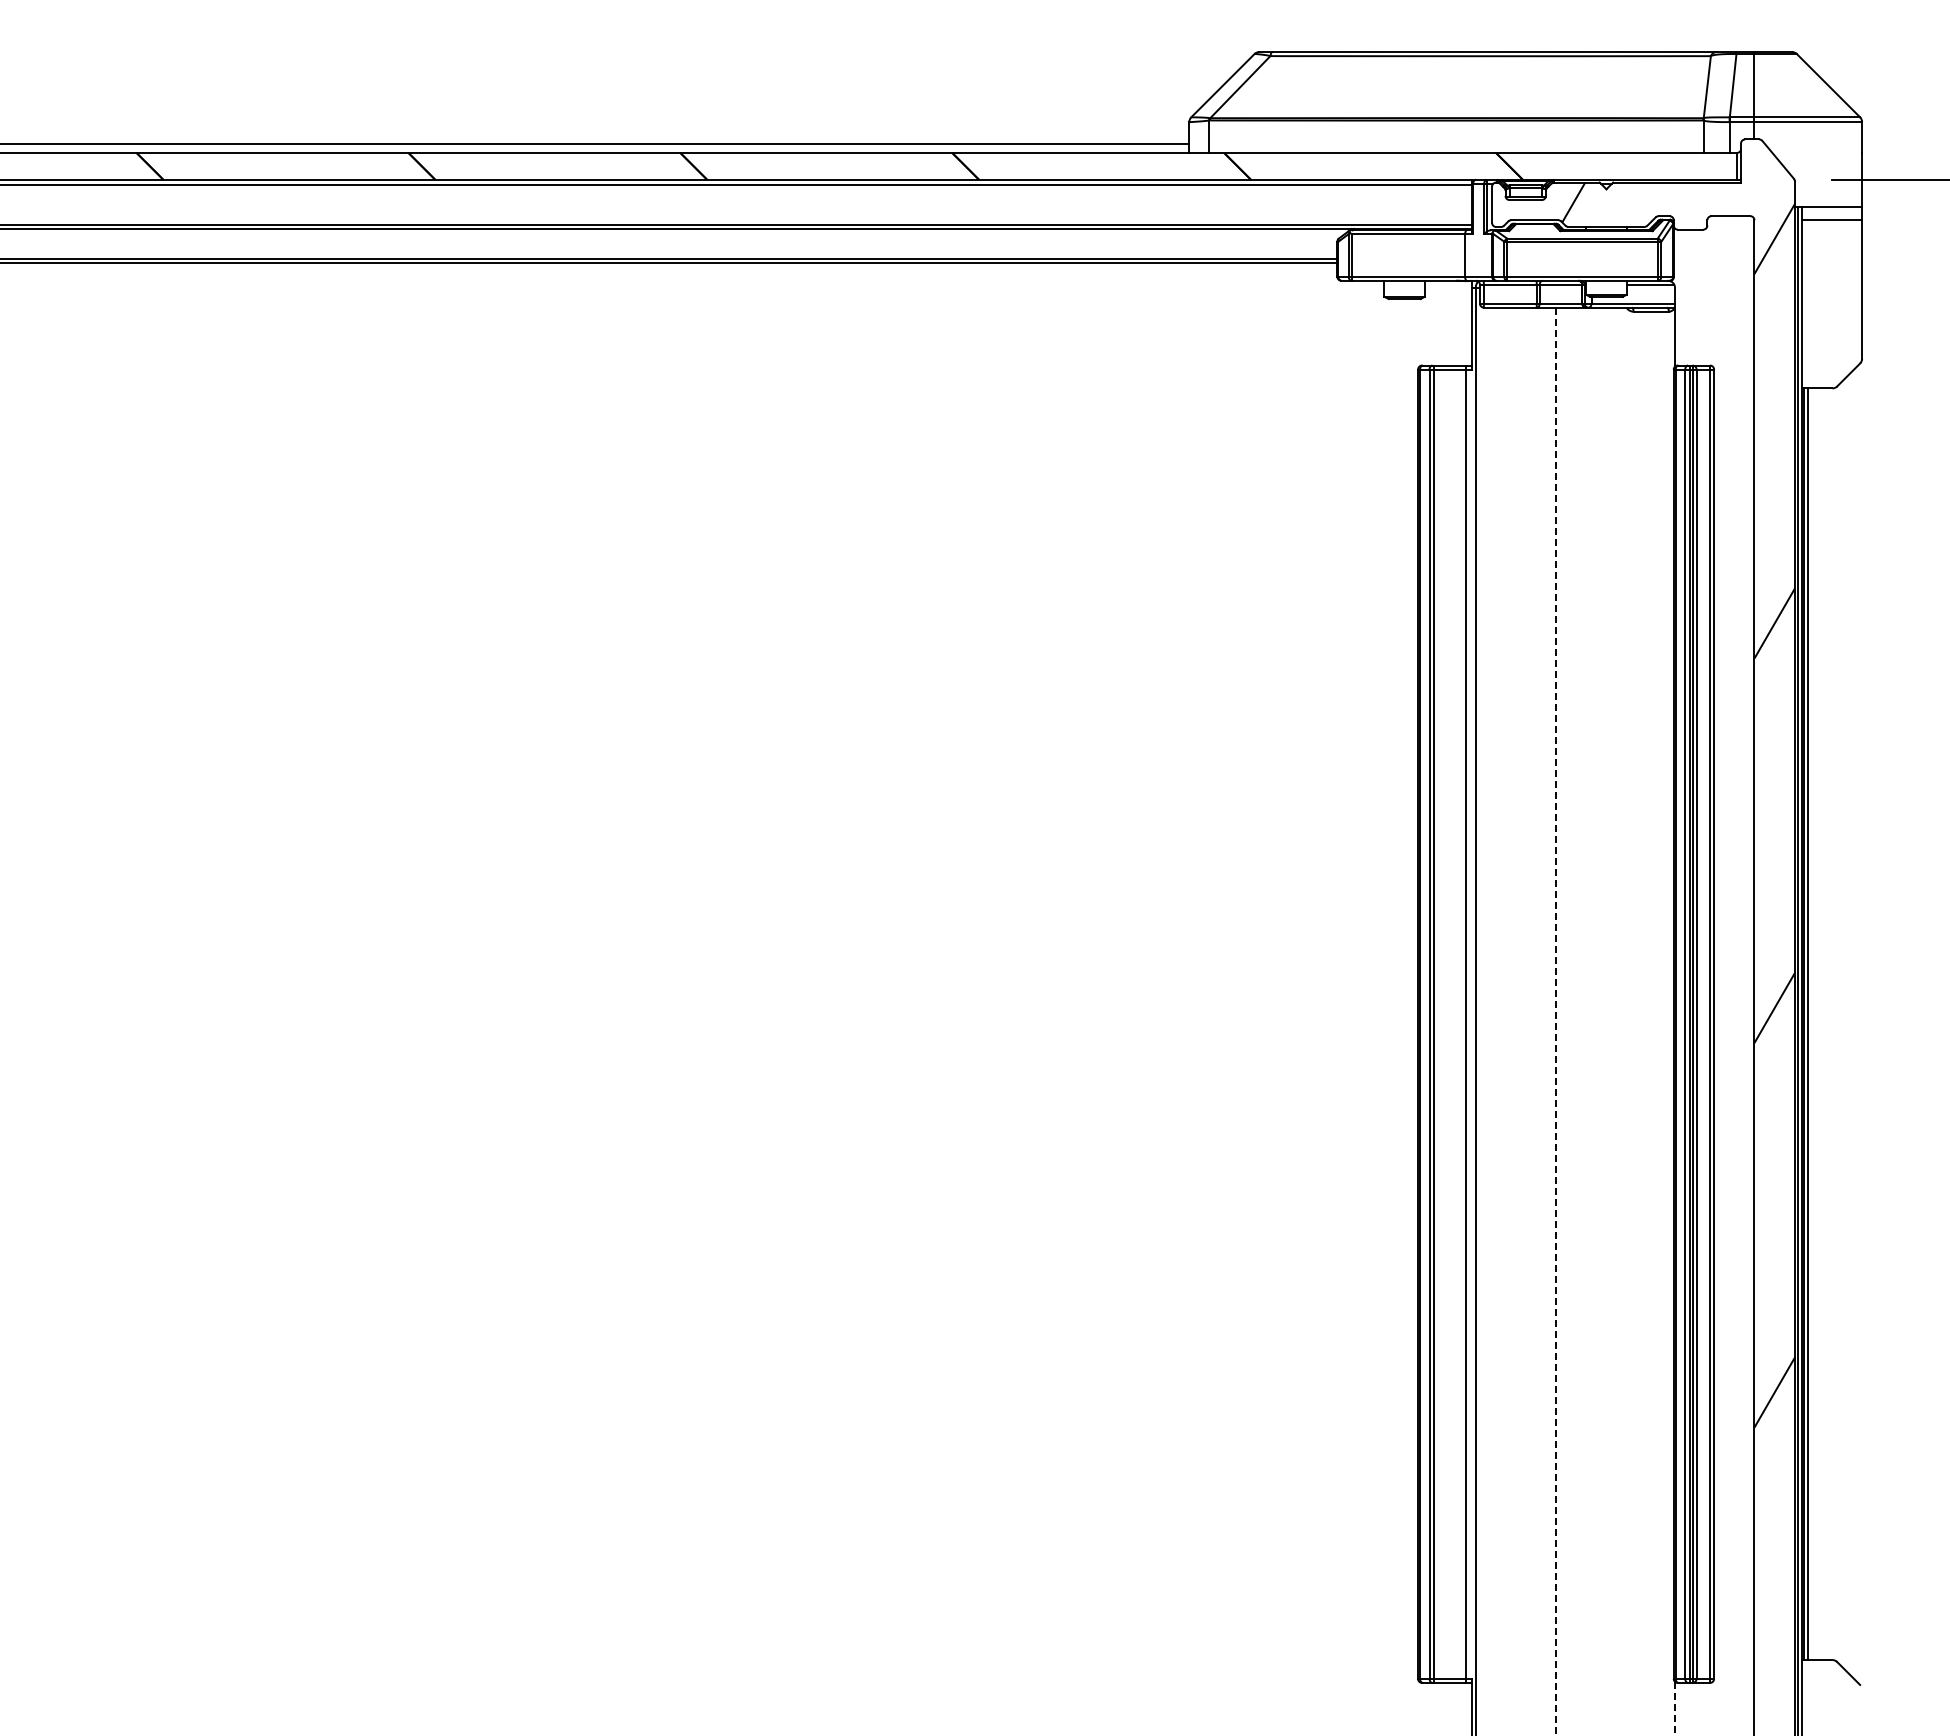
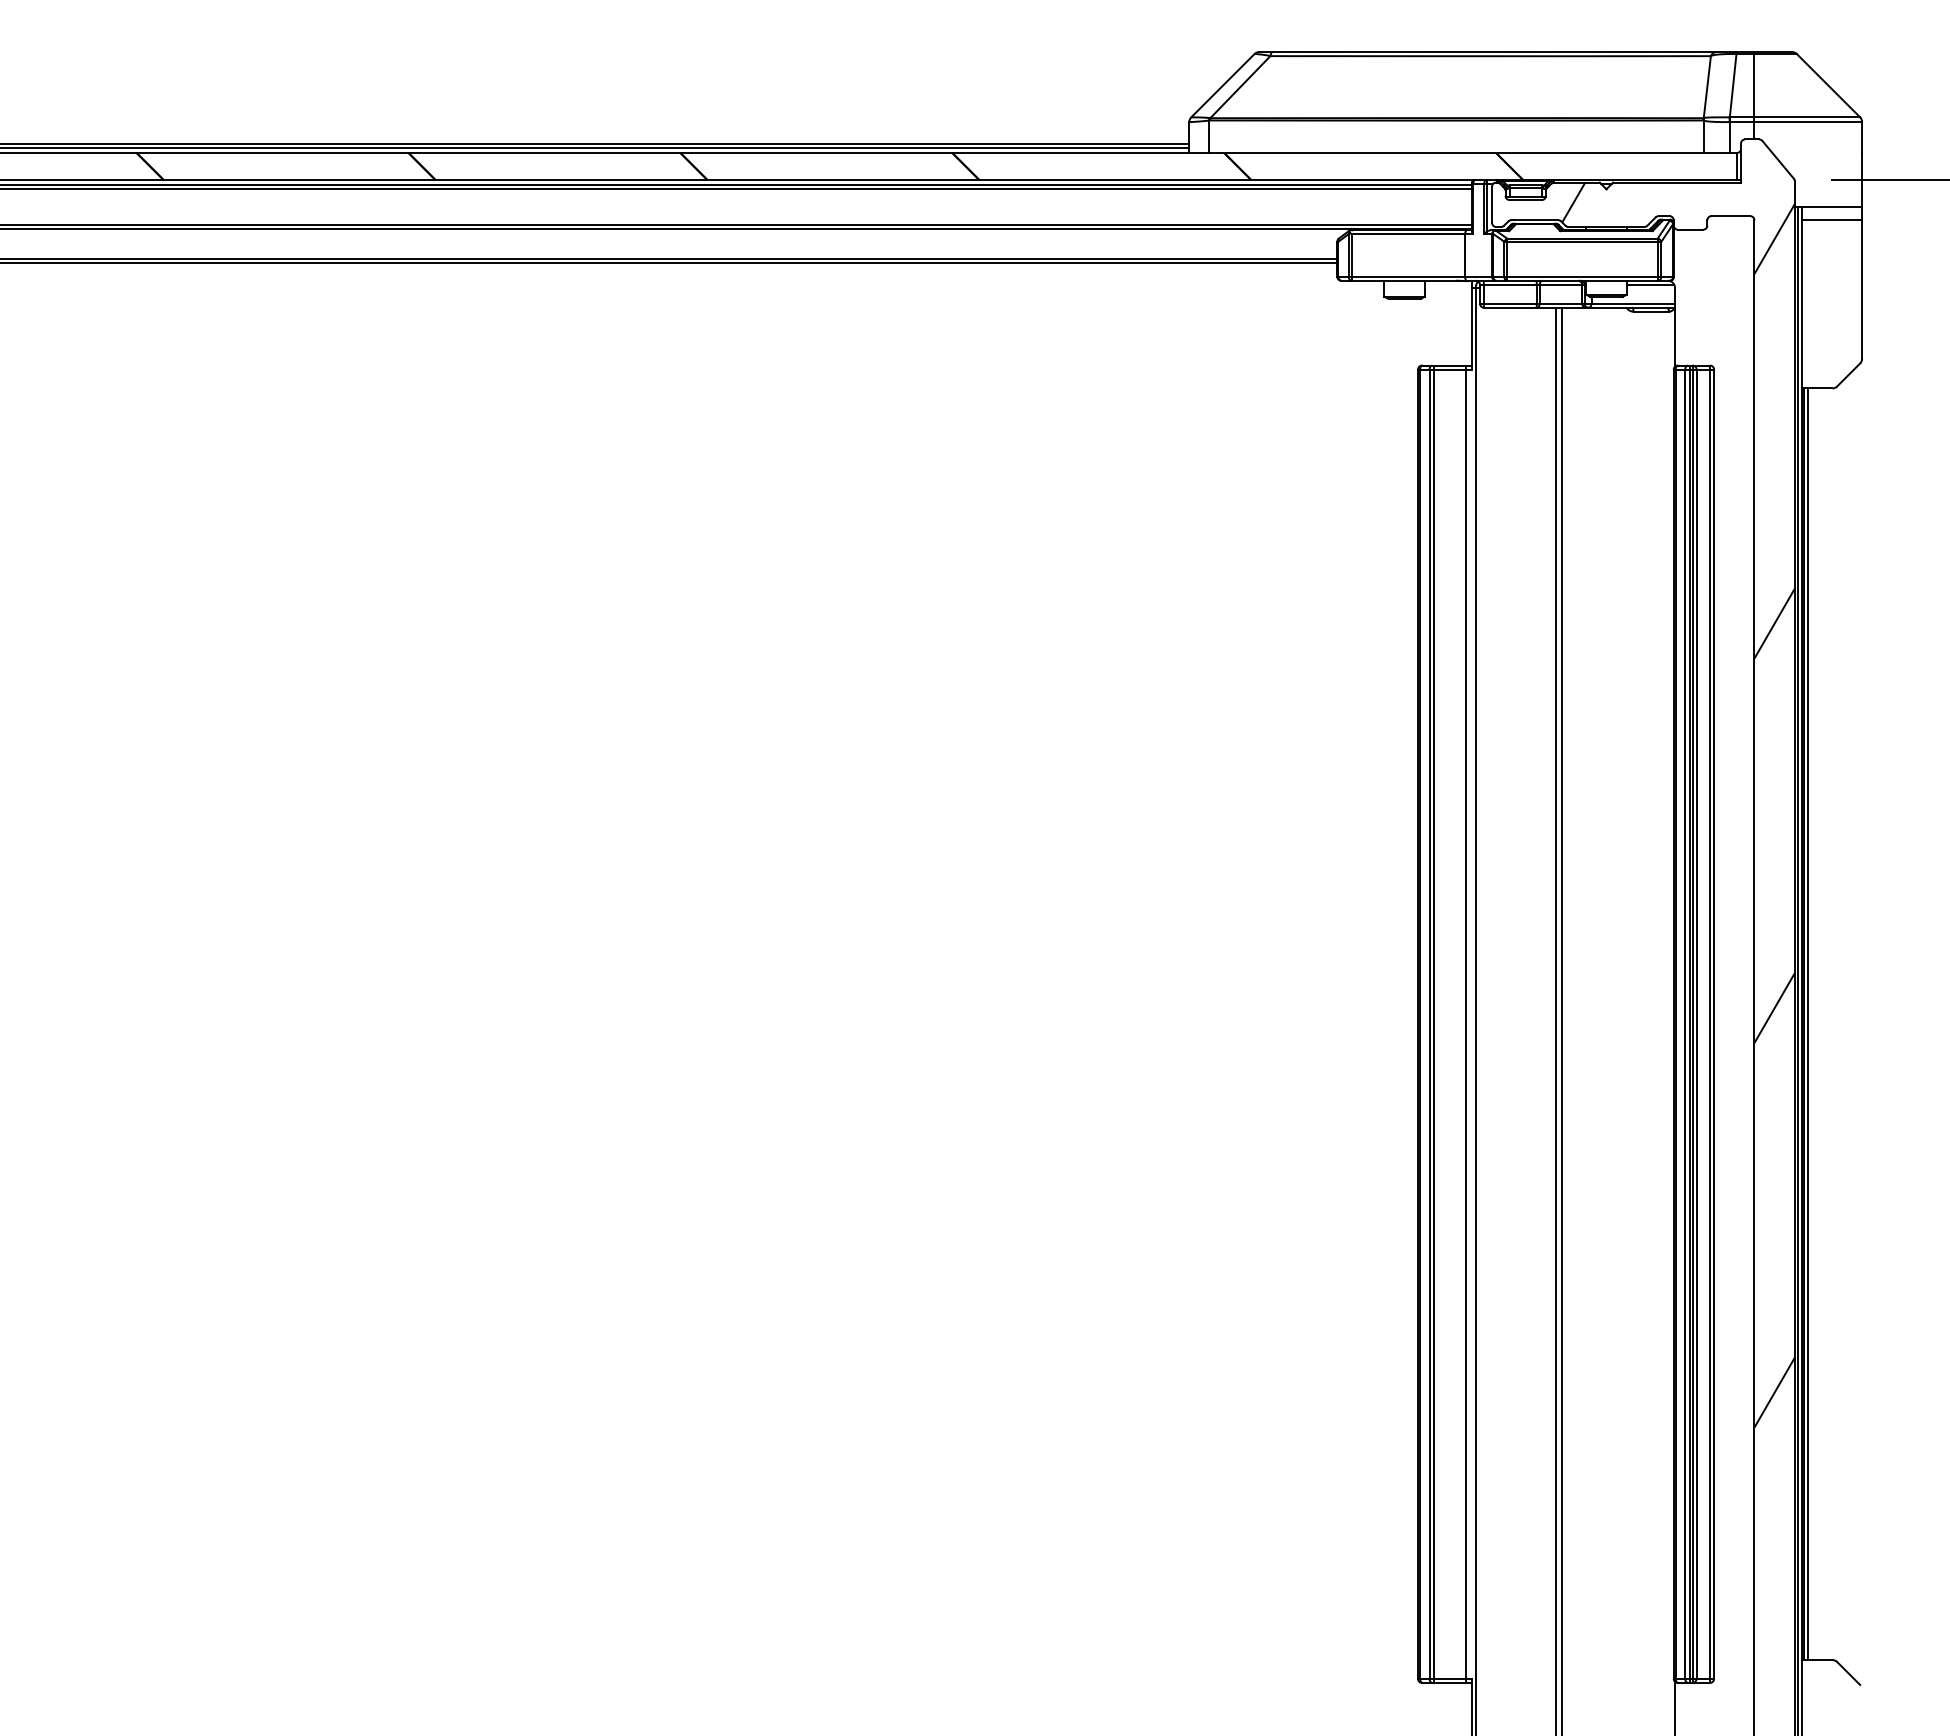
line: none -> present (595, 148)
line: none -> present (736, 188)
line: none -> present (1561, 1019)
line: dashed -> solid (1556, 1022)
line: dashed -> solid (1674, 1708)
